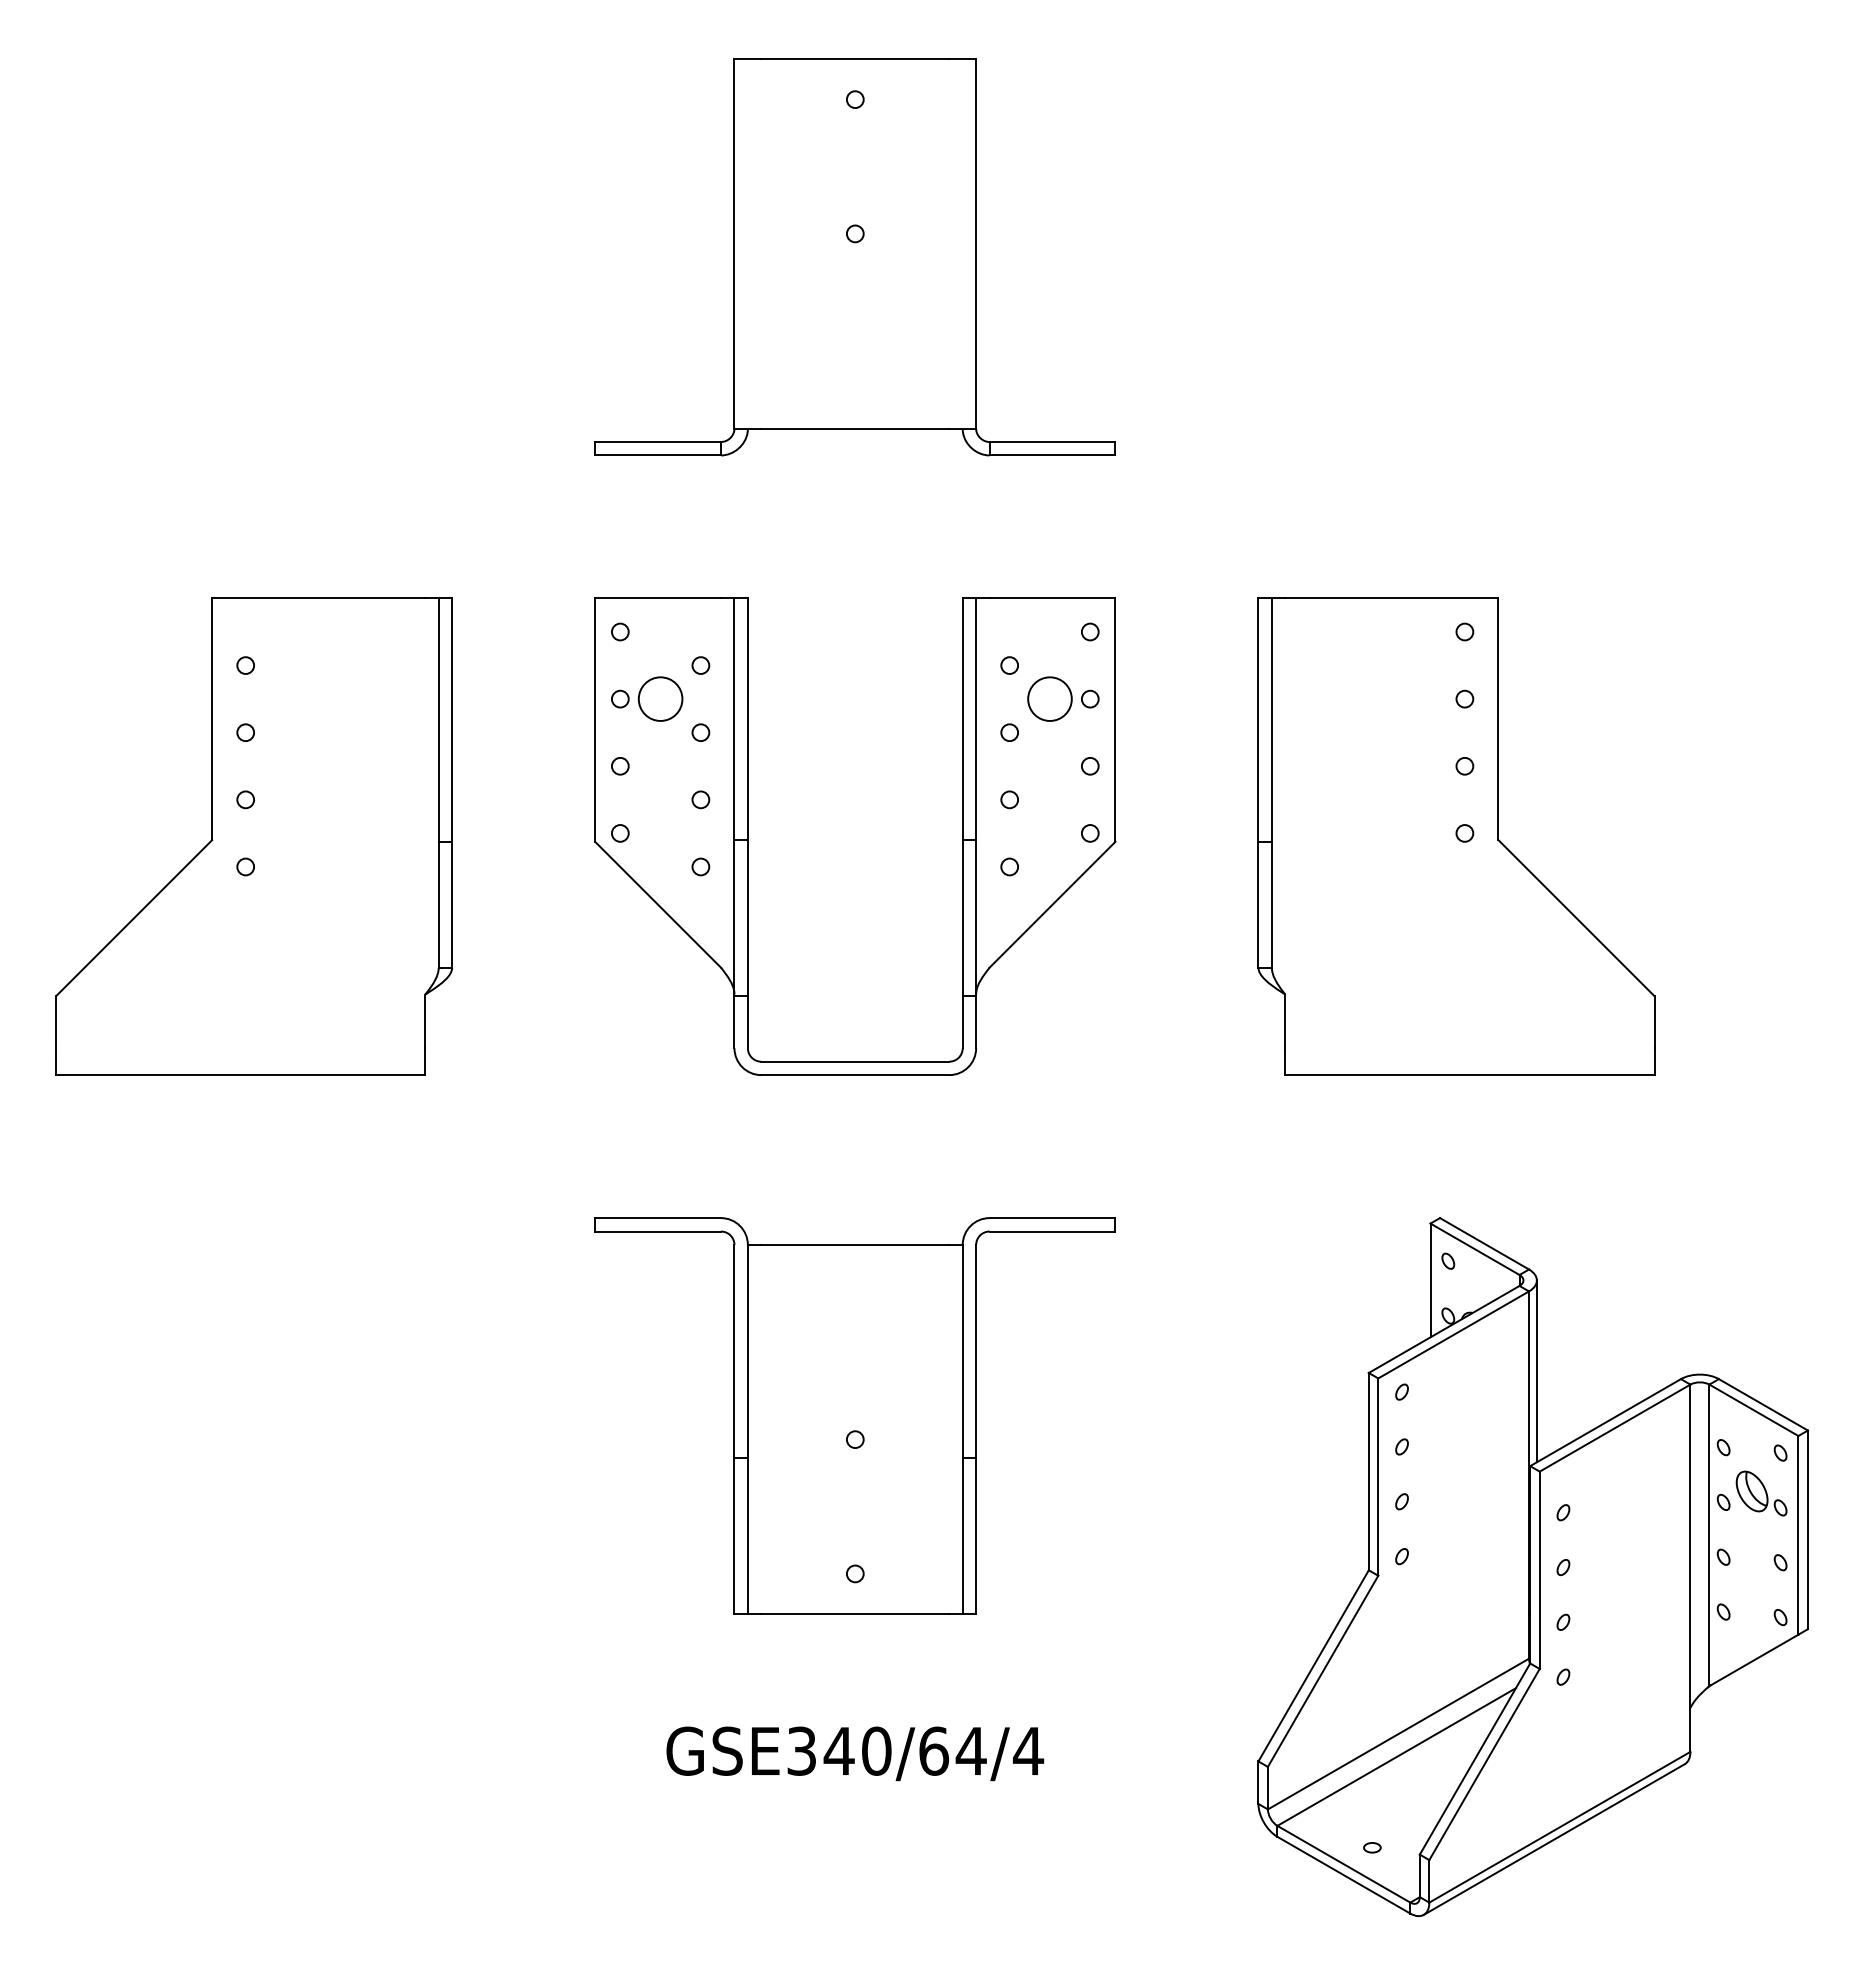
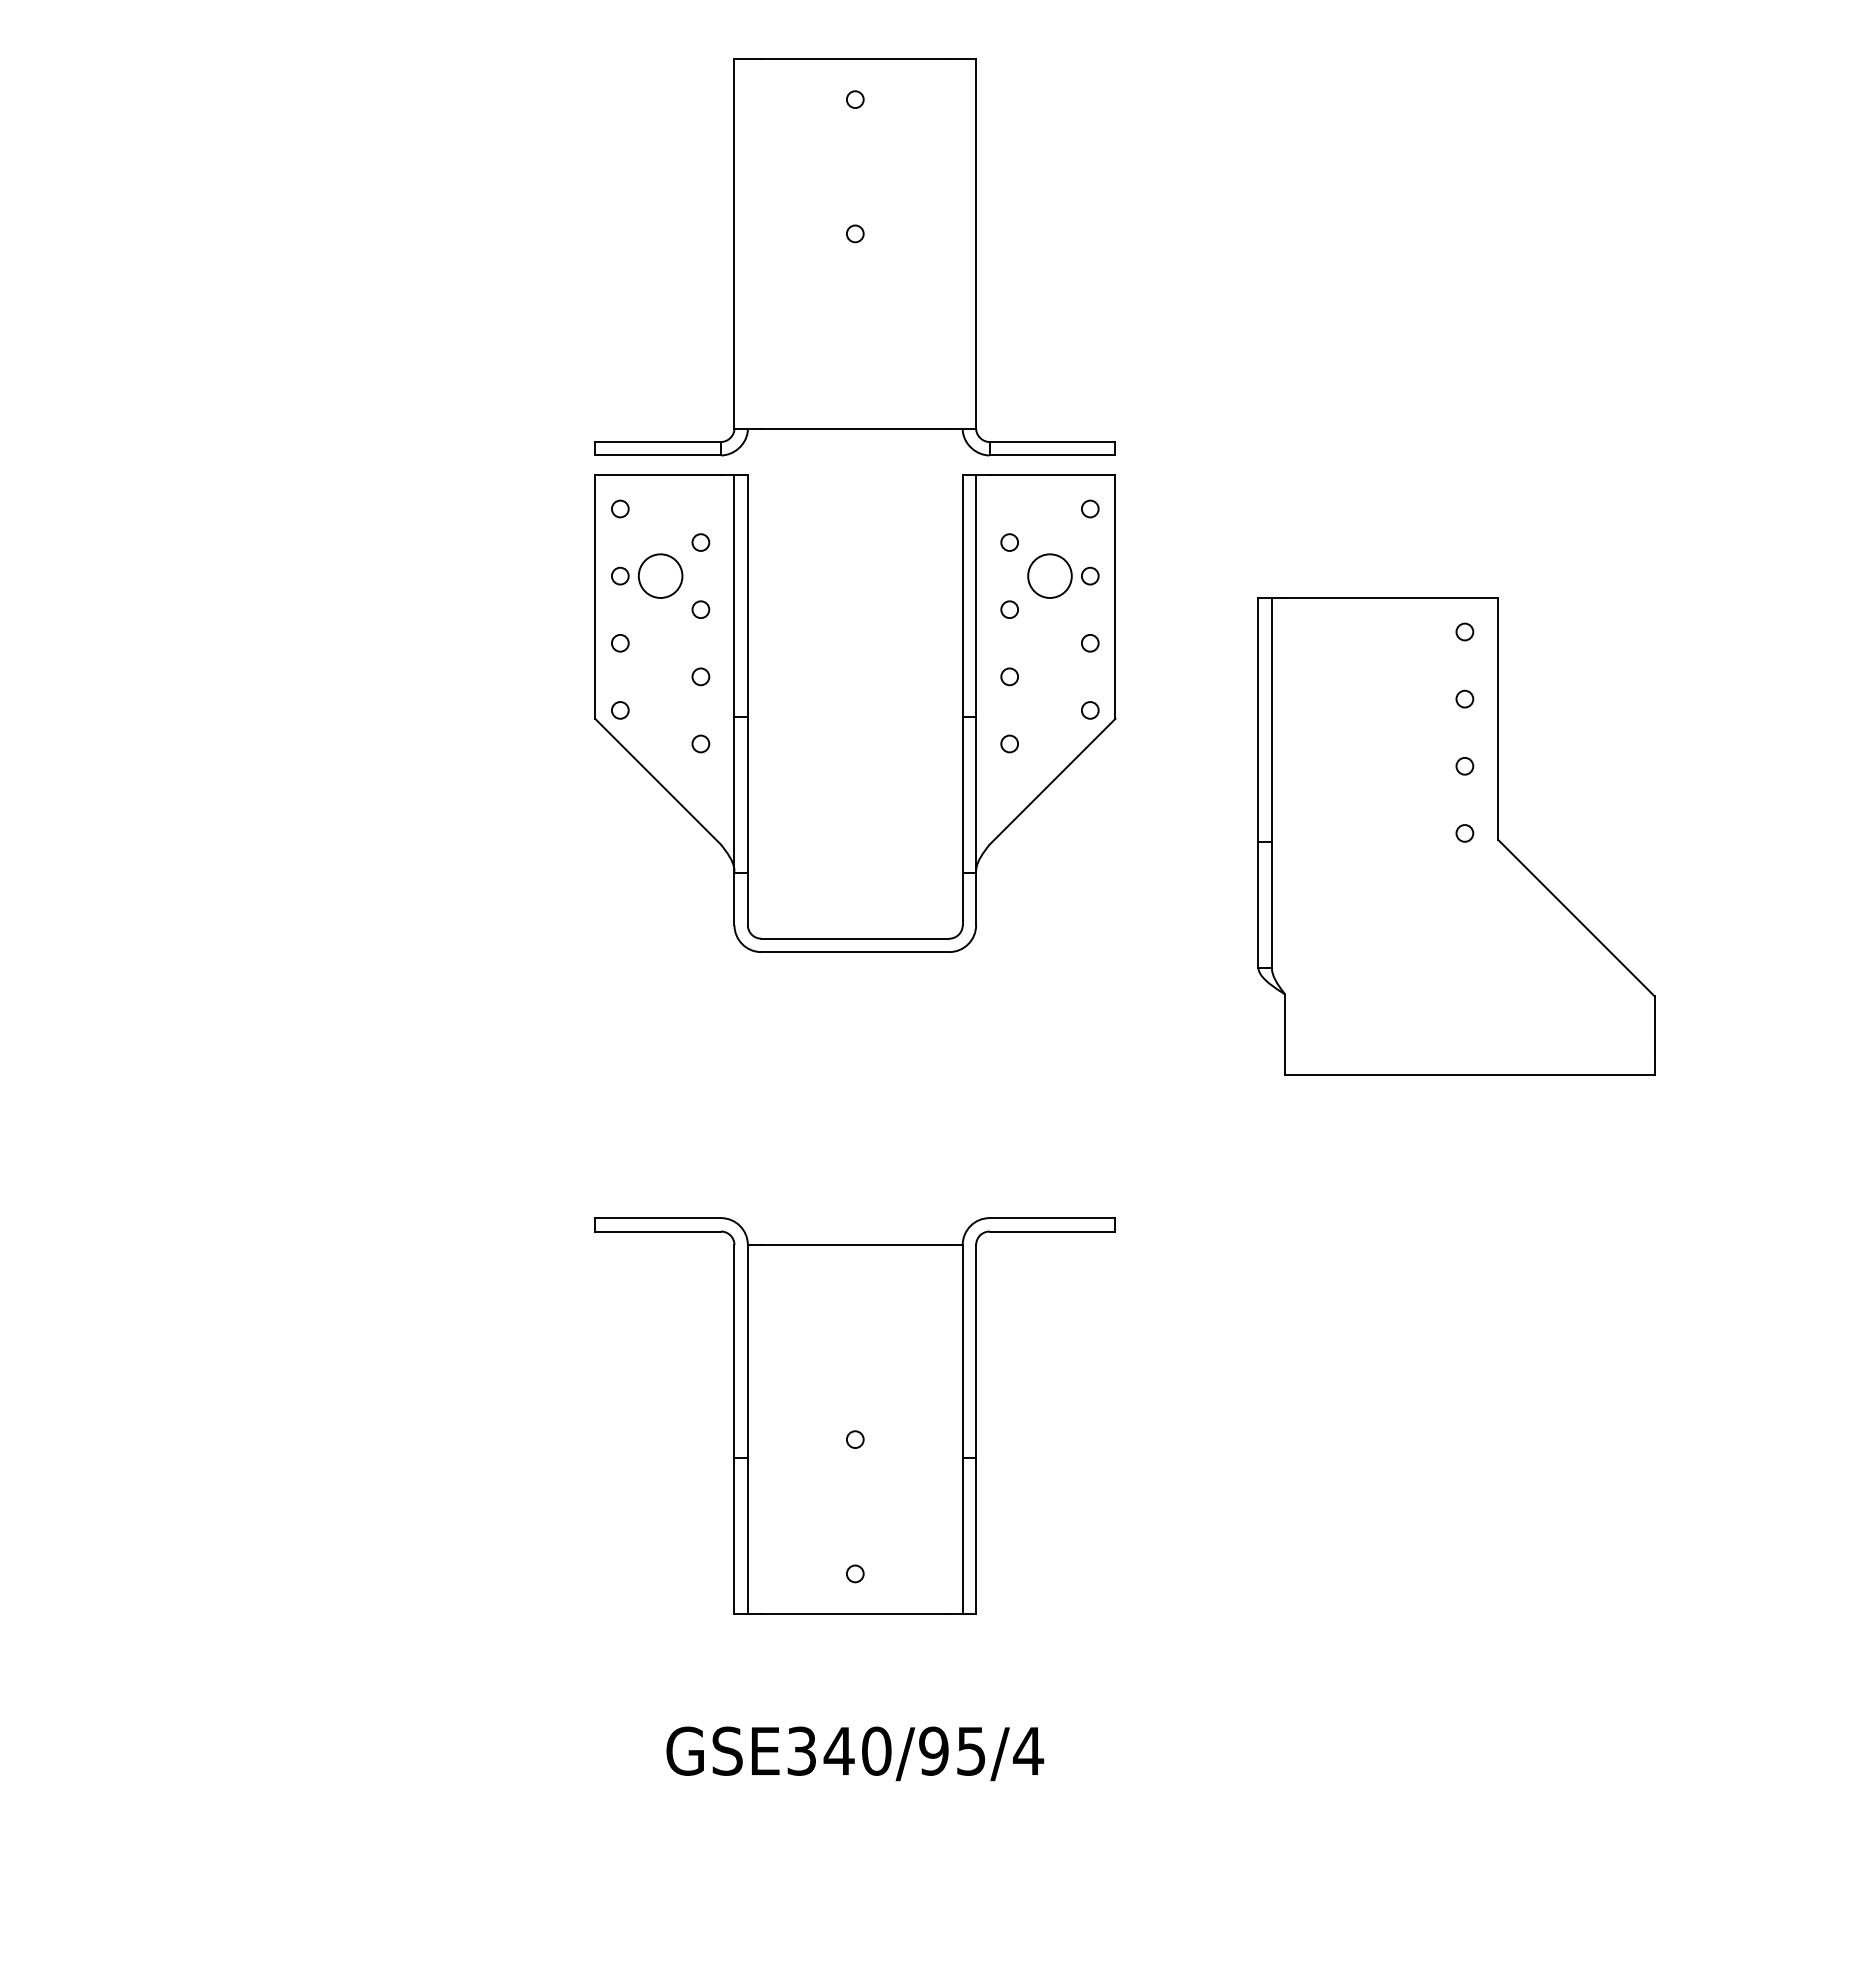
part: present -> none (253, 836)
part position: (748, 836) -> (748, 713) (748, 713)
part: present -> none (1533, 1567)
text: GSE340/64/4 -> GSE340/95/4 (952, 1750)
